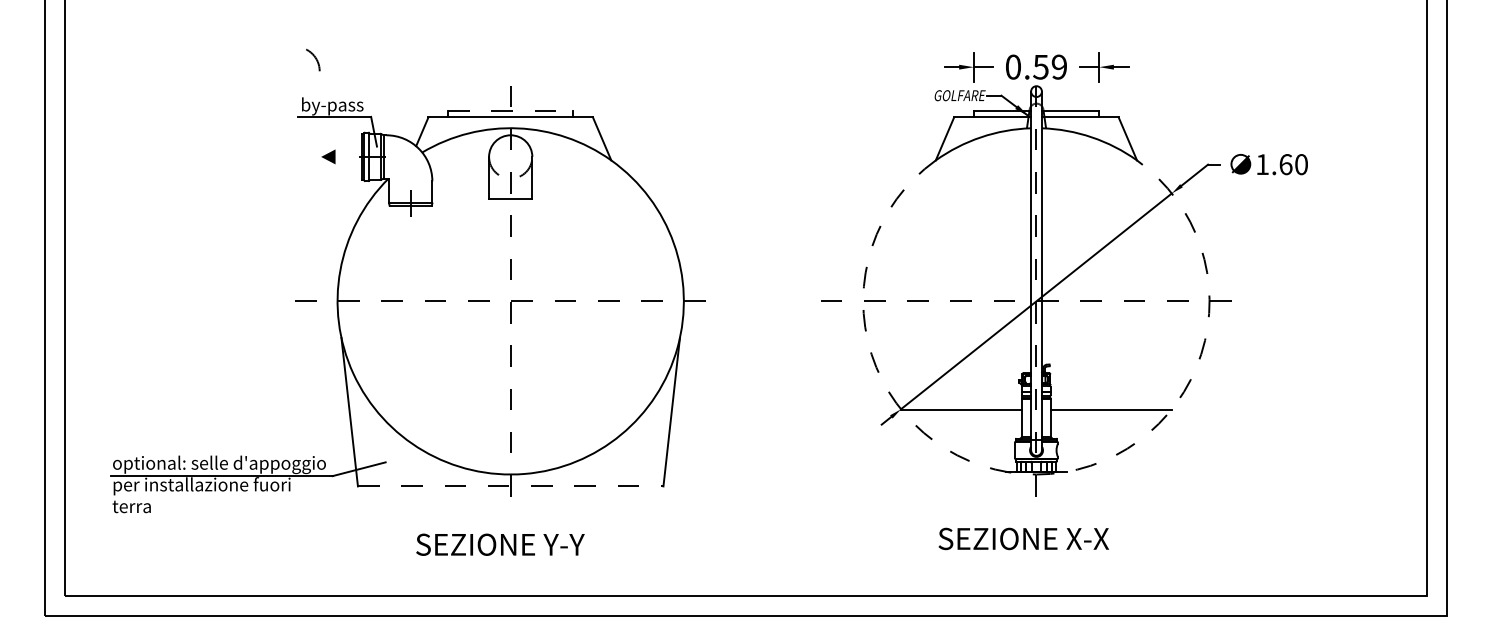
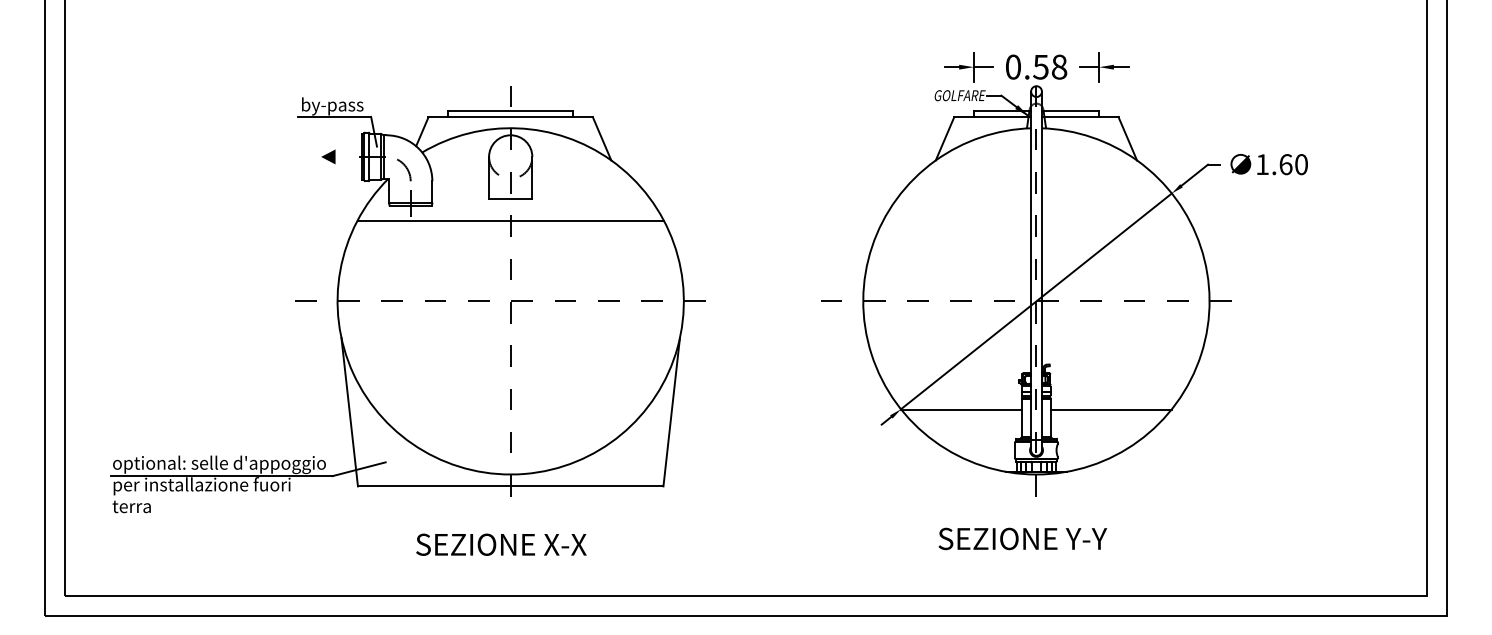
arc position: (314, 58) -> (405, 168) (405, 168)
text: 0.59 -> 0.58 (1059, 66)
line: dashed -> solid (510, 110)
line: none -> present (510, 220)
arc: dashed -> solid (1036, 474)
line: dashed -> solid (510, 486)
text: SEZIONE X-X -> SEZIONE Y-Y (1087, 538)
text: SEZIONE Y-Y -> SEZIONE X-X (564, 544)
